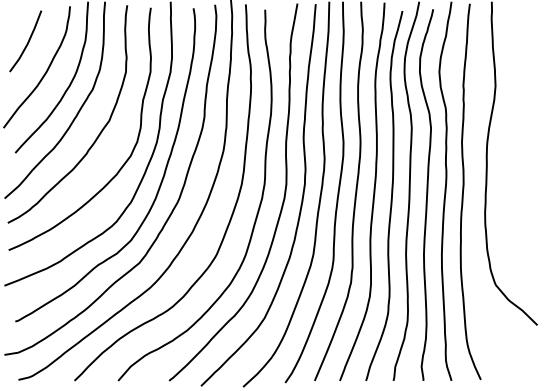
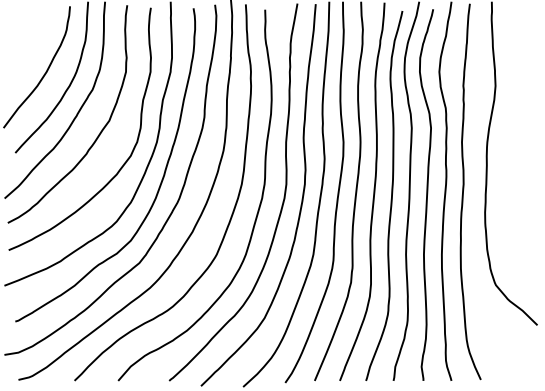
curve: present -> none (27, 41)
